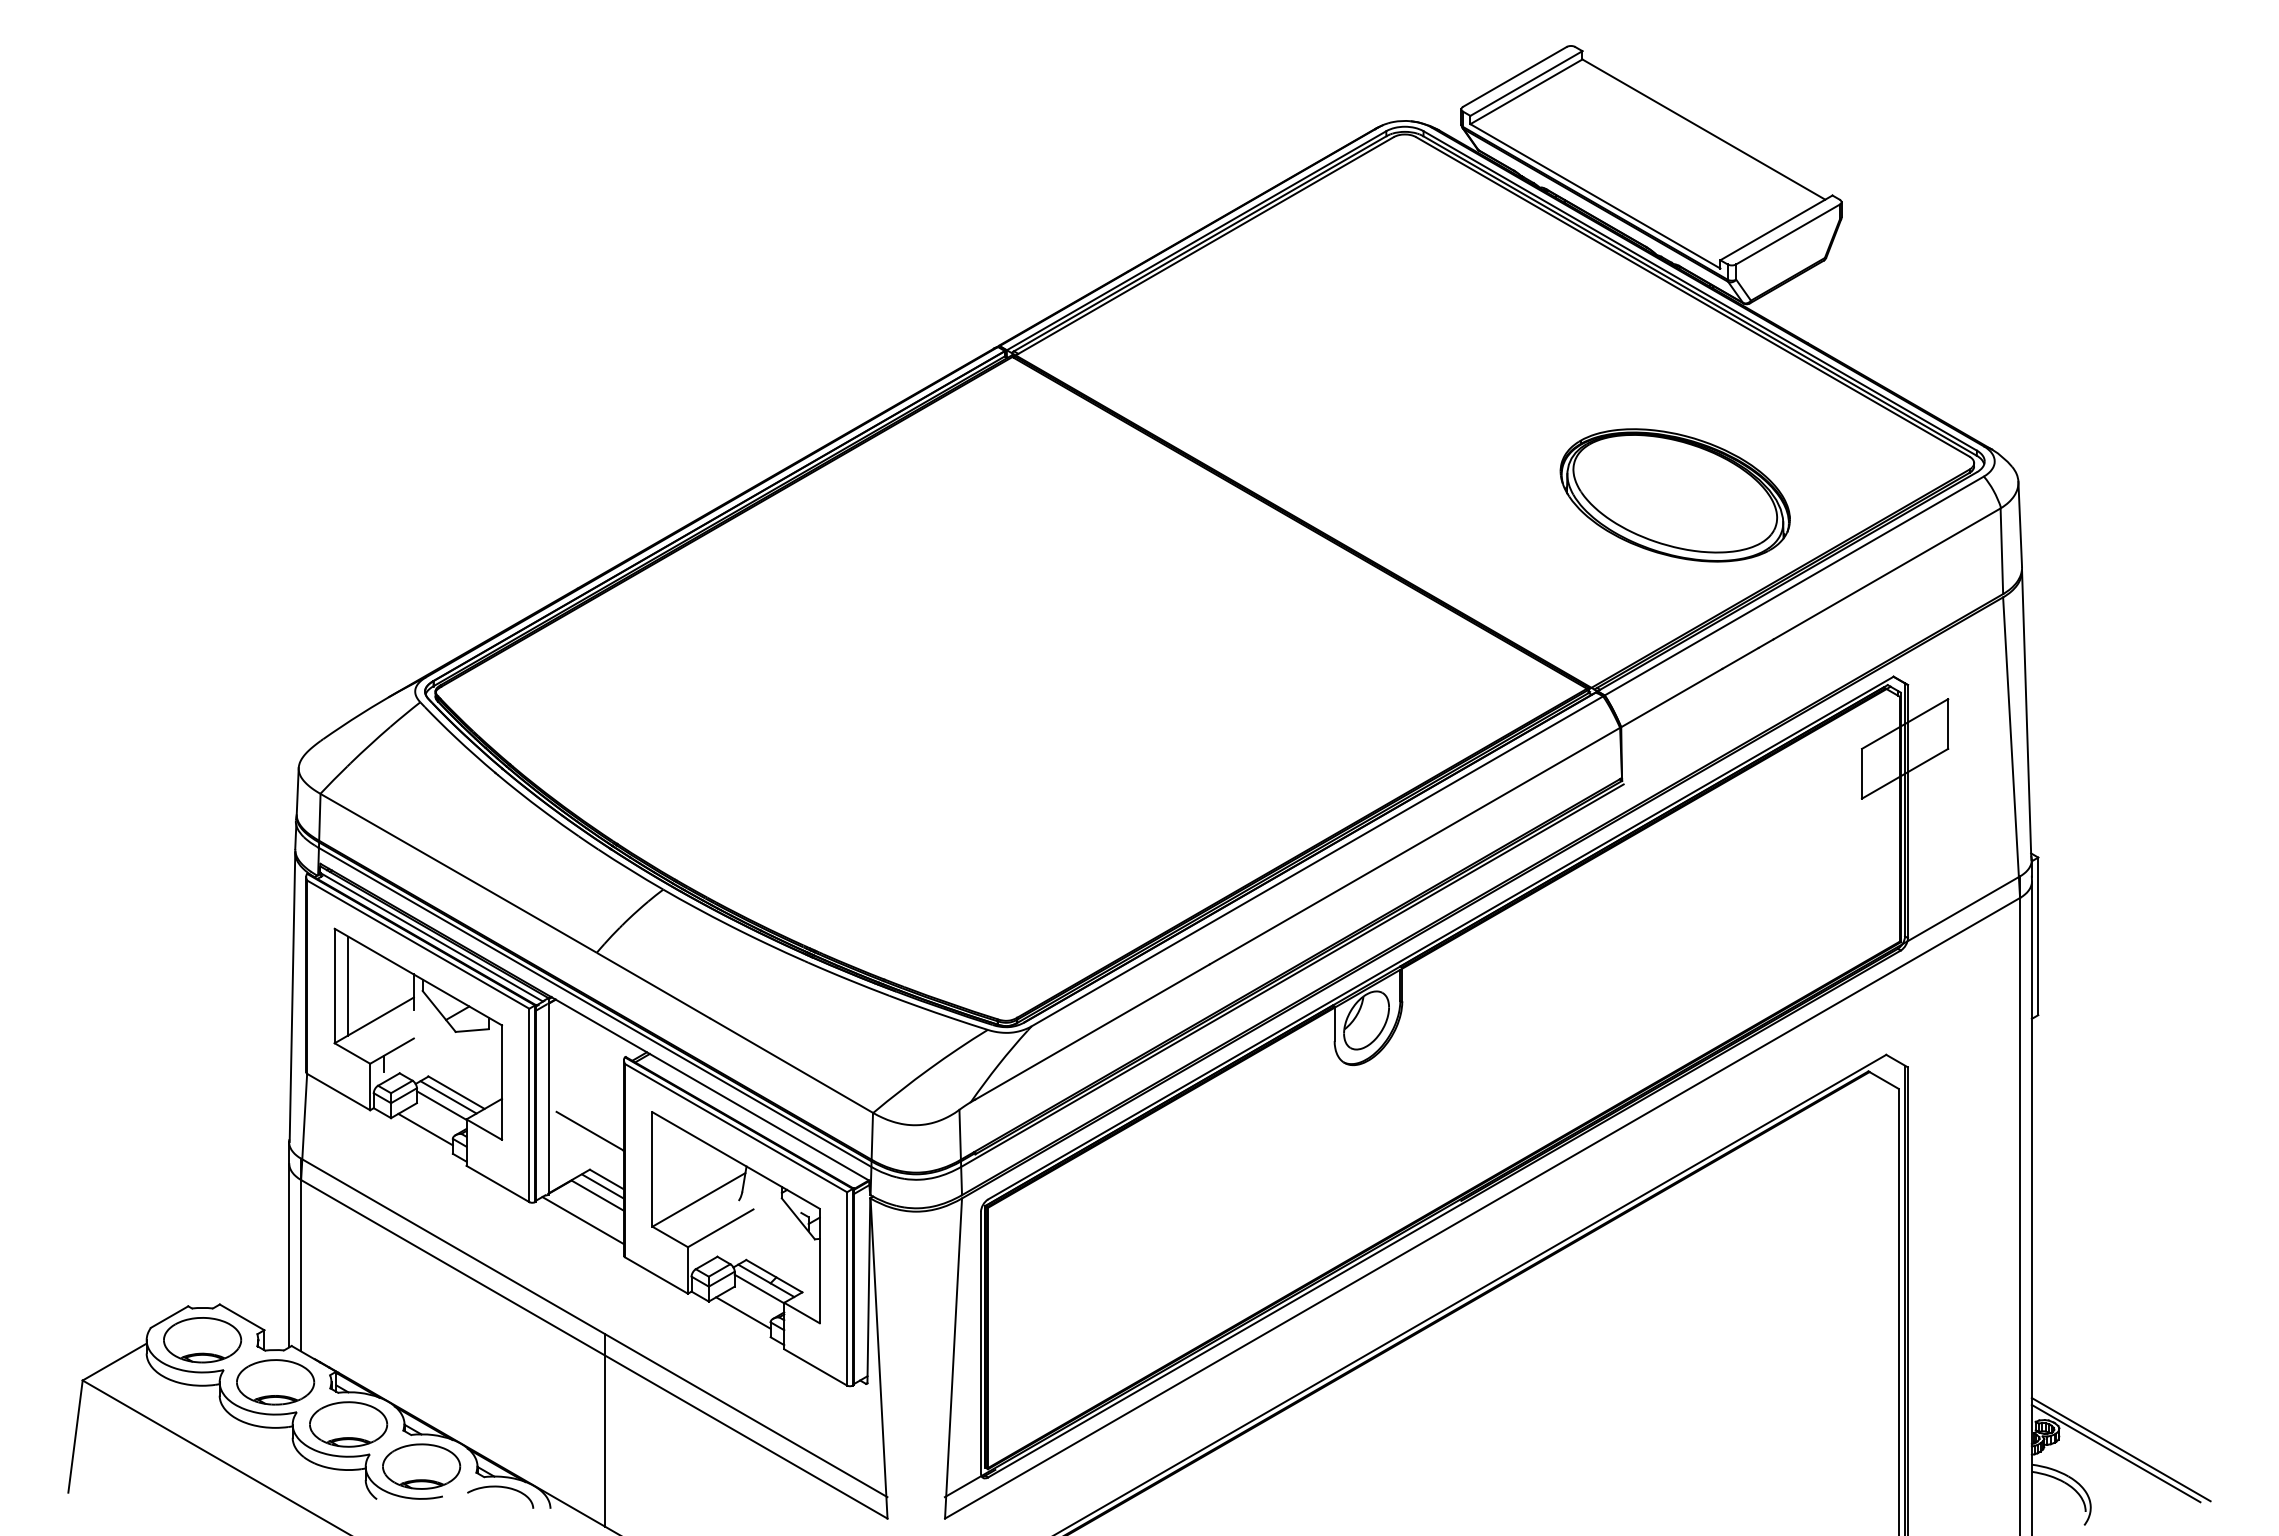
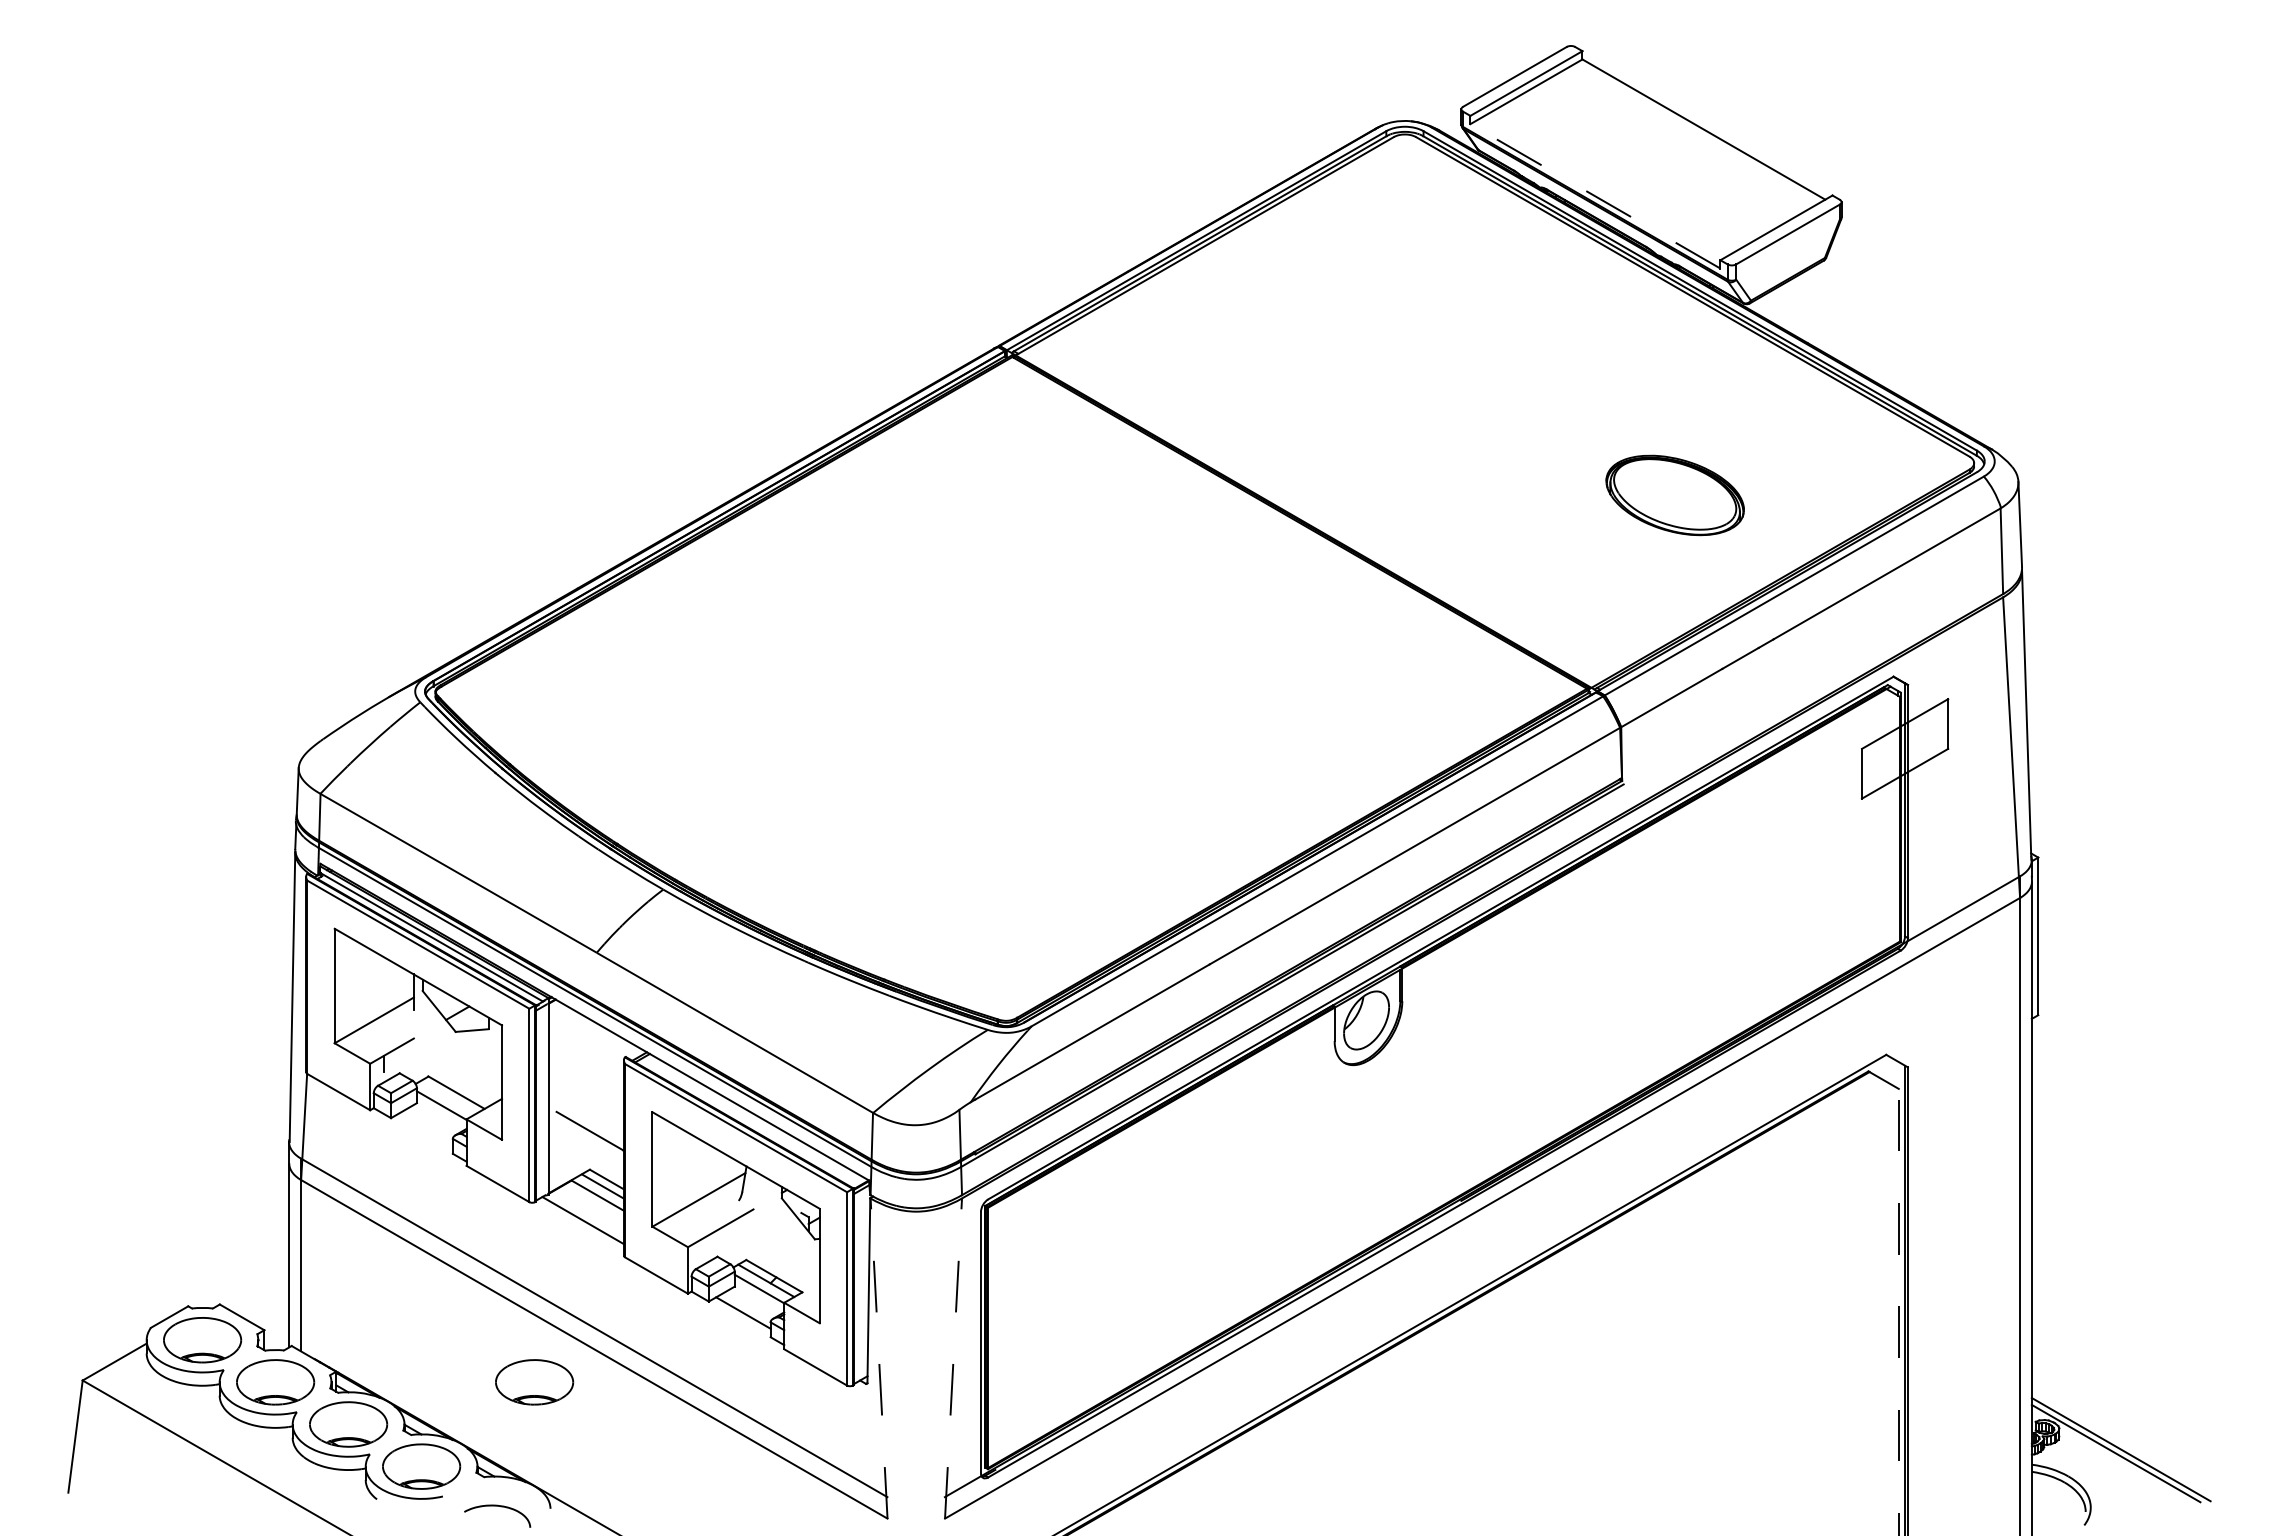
line: solid -> dashed (1594, 196)
part size: 232x135 px -> 140x83 px (1674, 495)
line: present -> none (348, 985)
line: present -> none (448, 1097)
line: present -> none (425, 1129)
line: solid -> dashed (1898, 1311)
line: solid -> dashed (879, 1358)
line: solid -> dashed (953, 1358)
part: none -> present (534, 1382)
line: present -> none (604, 1430)
curve position: (503, 1488) -> (500, 1507) (500, 1507)
